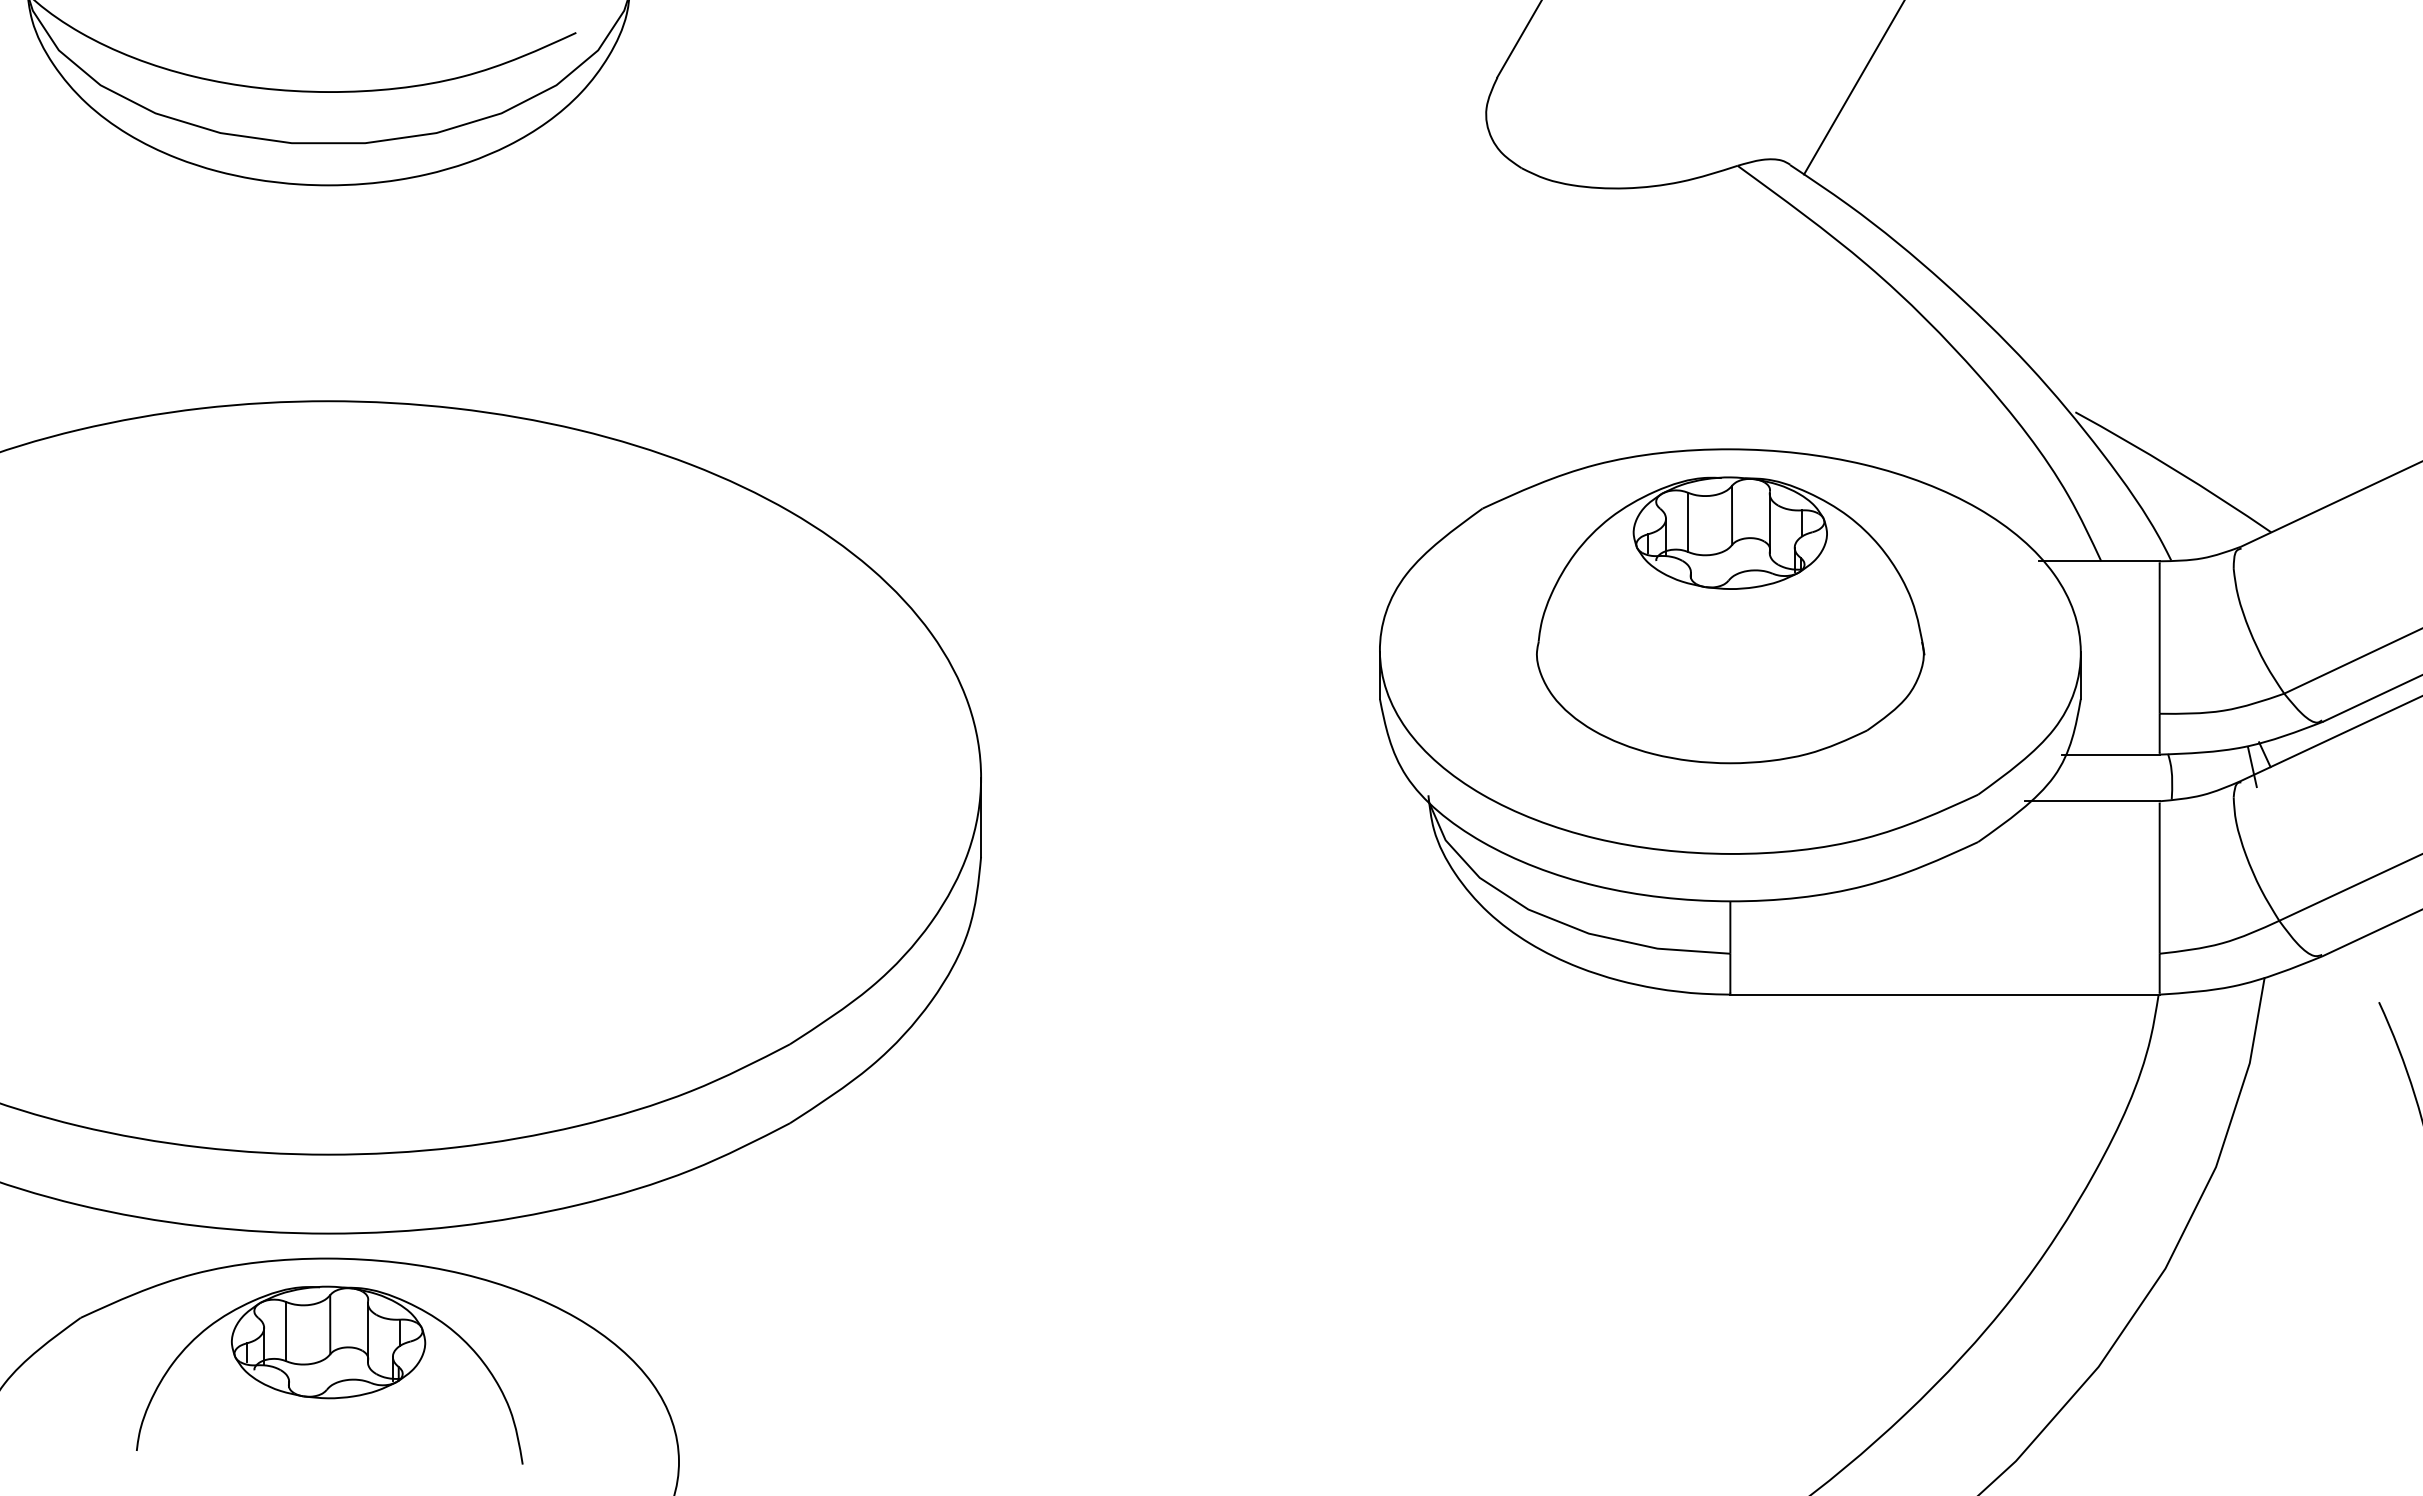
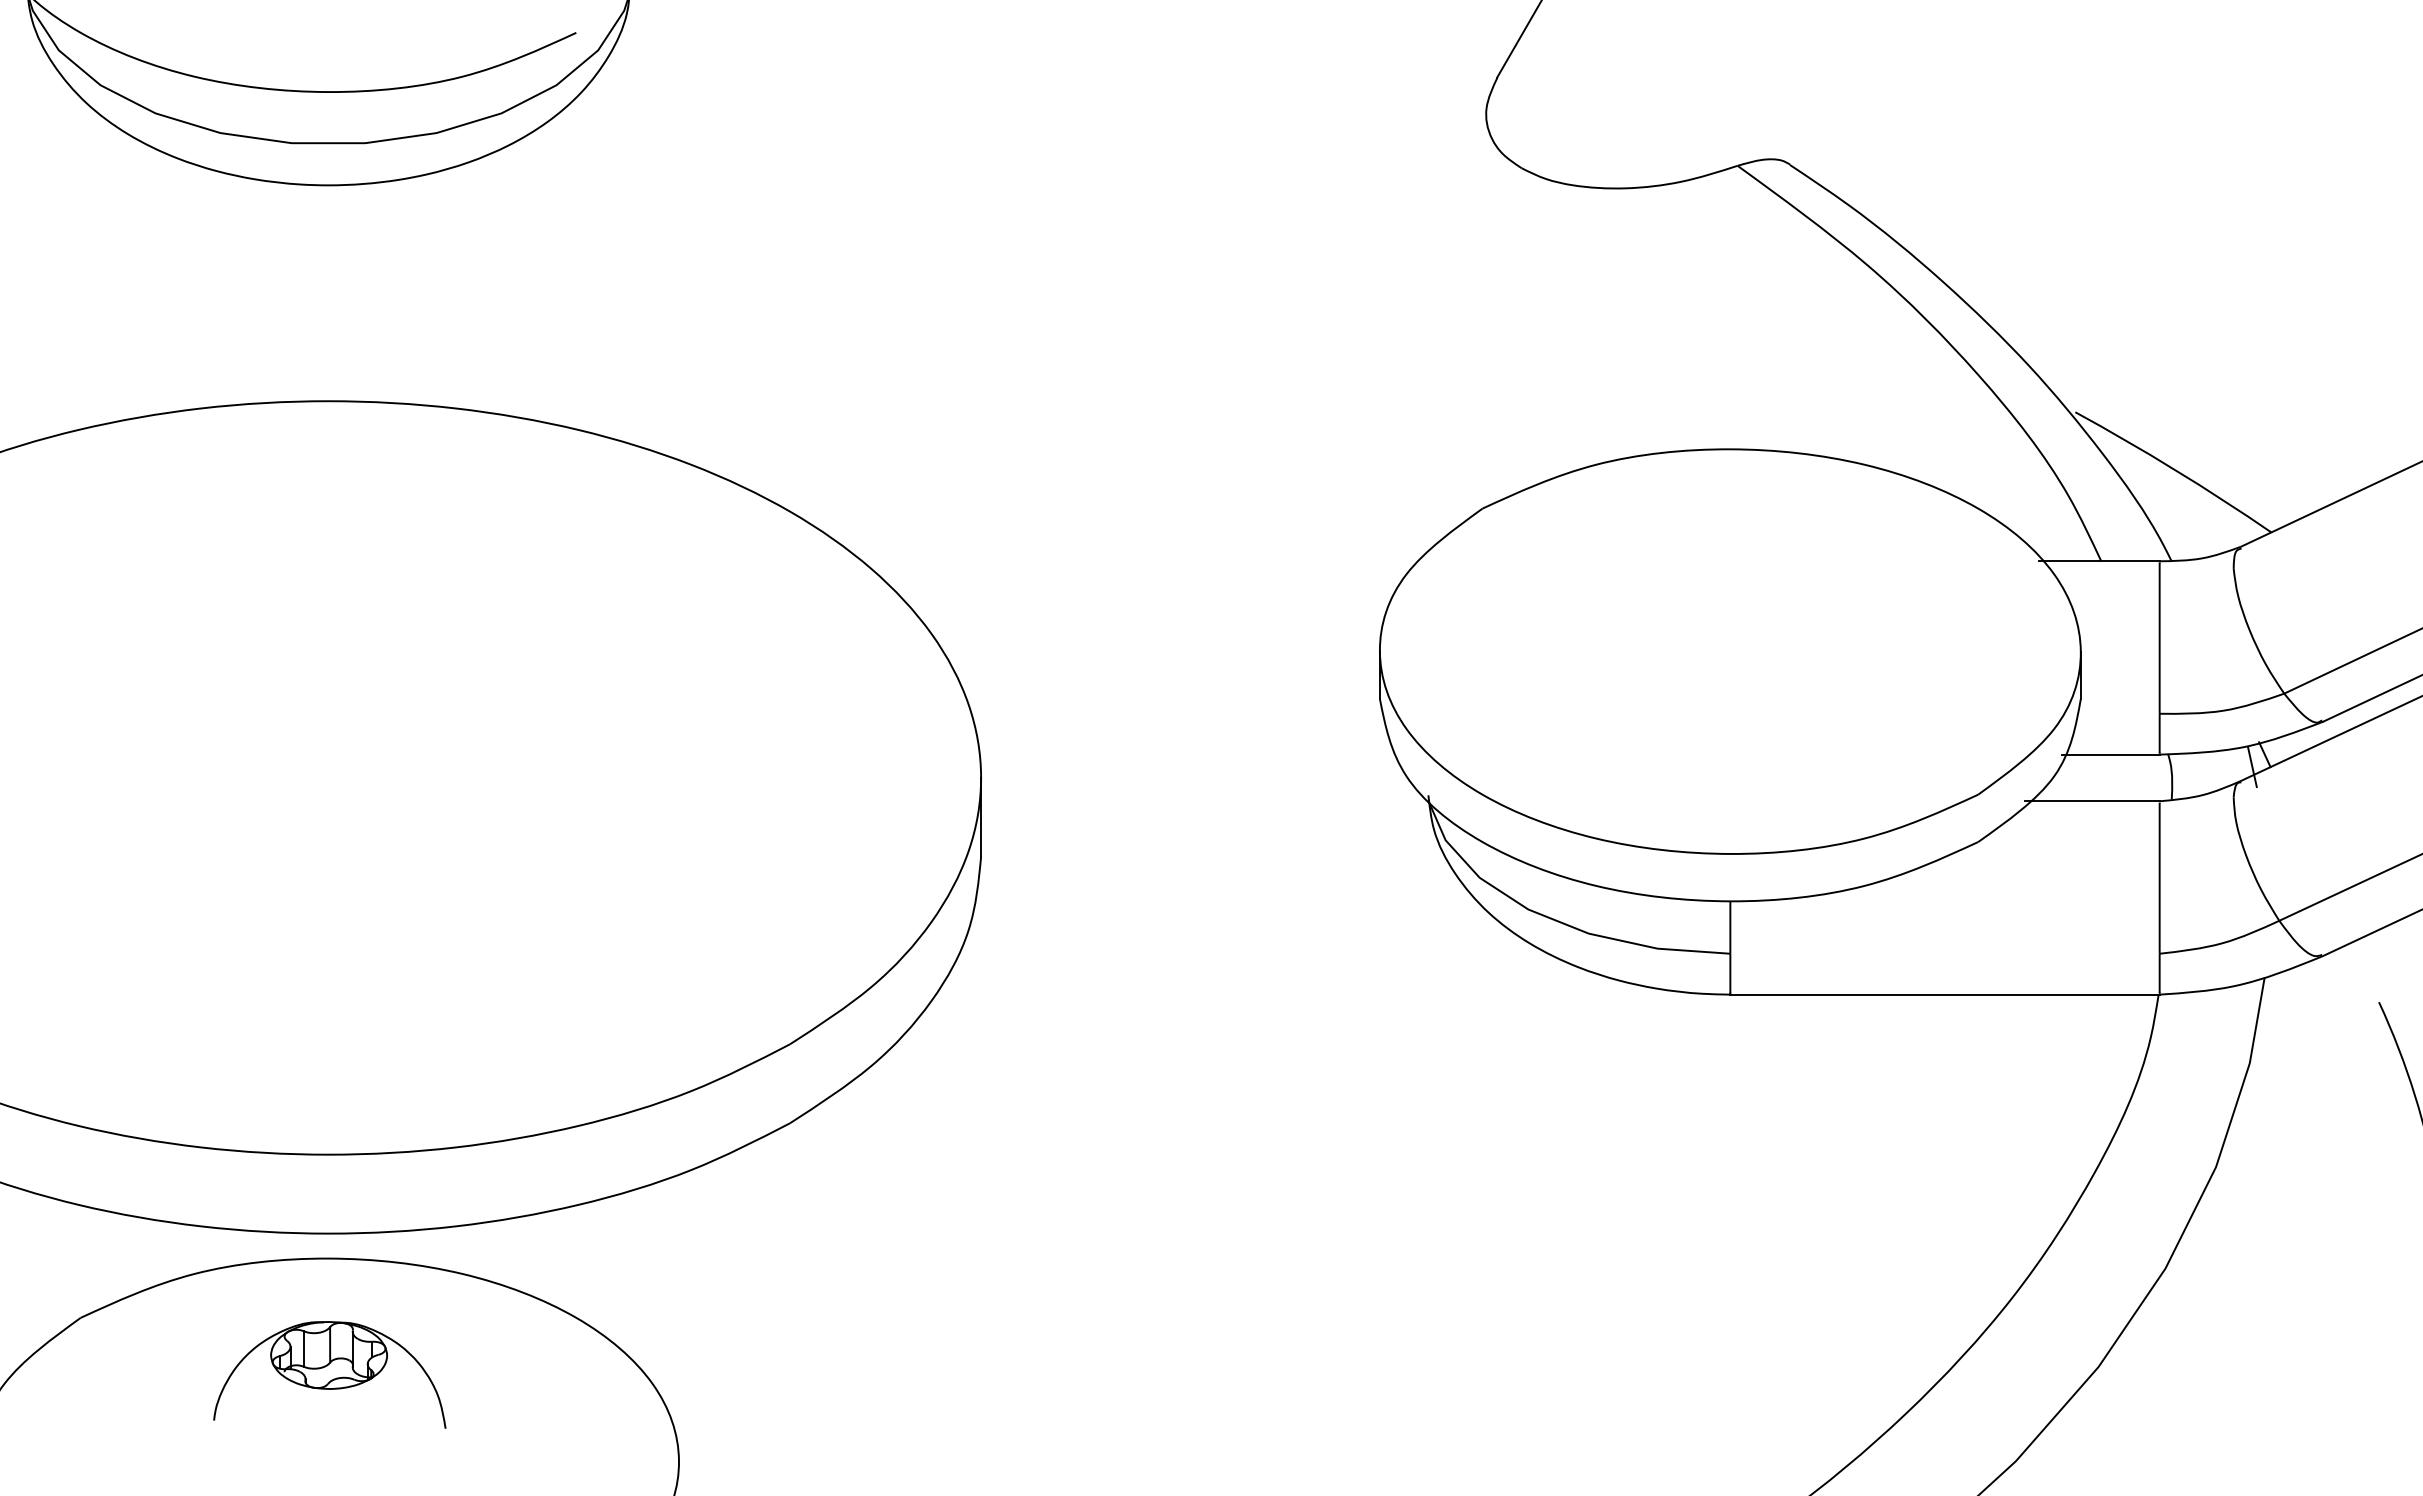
line: present -> none (1853, 88)
part: present -> none (1730, 620)
part size: 388x180 px -> 234x108 px (329, 1374)
